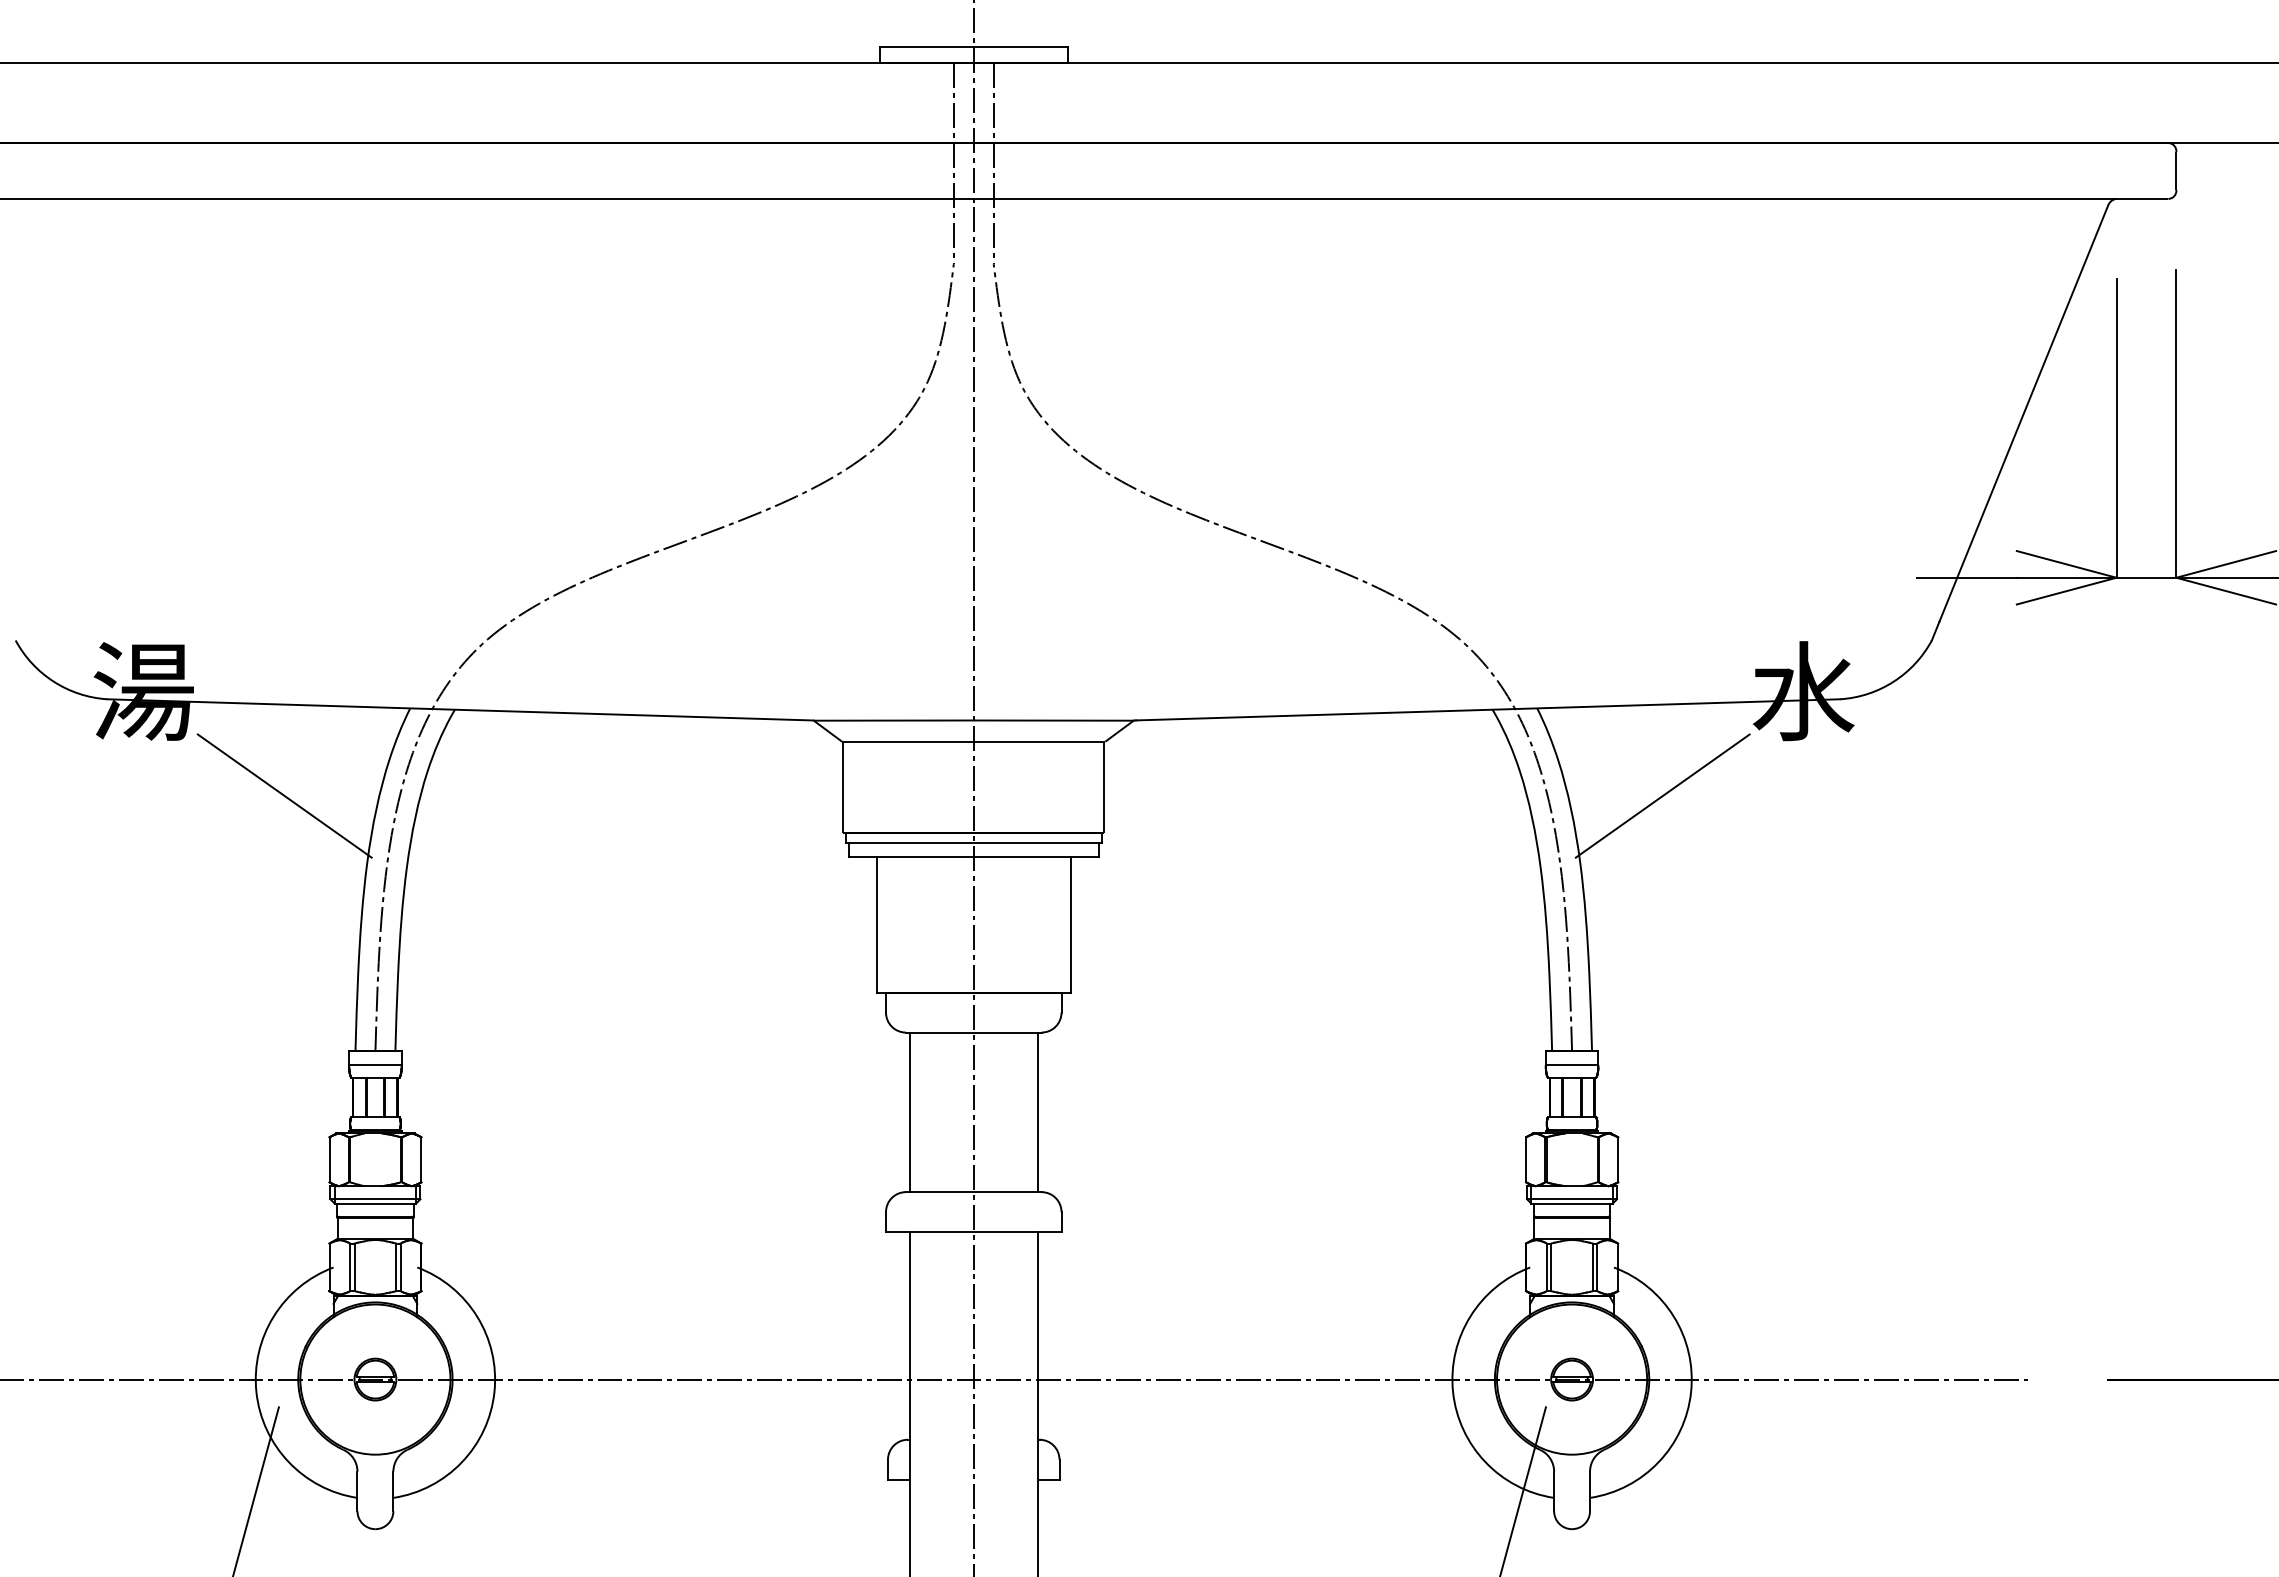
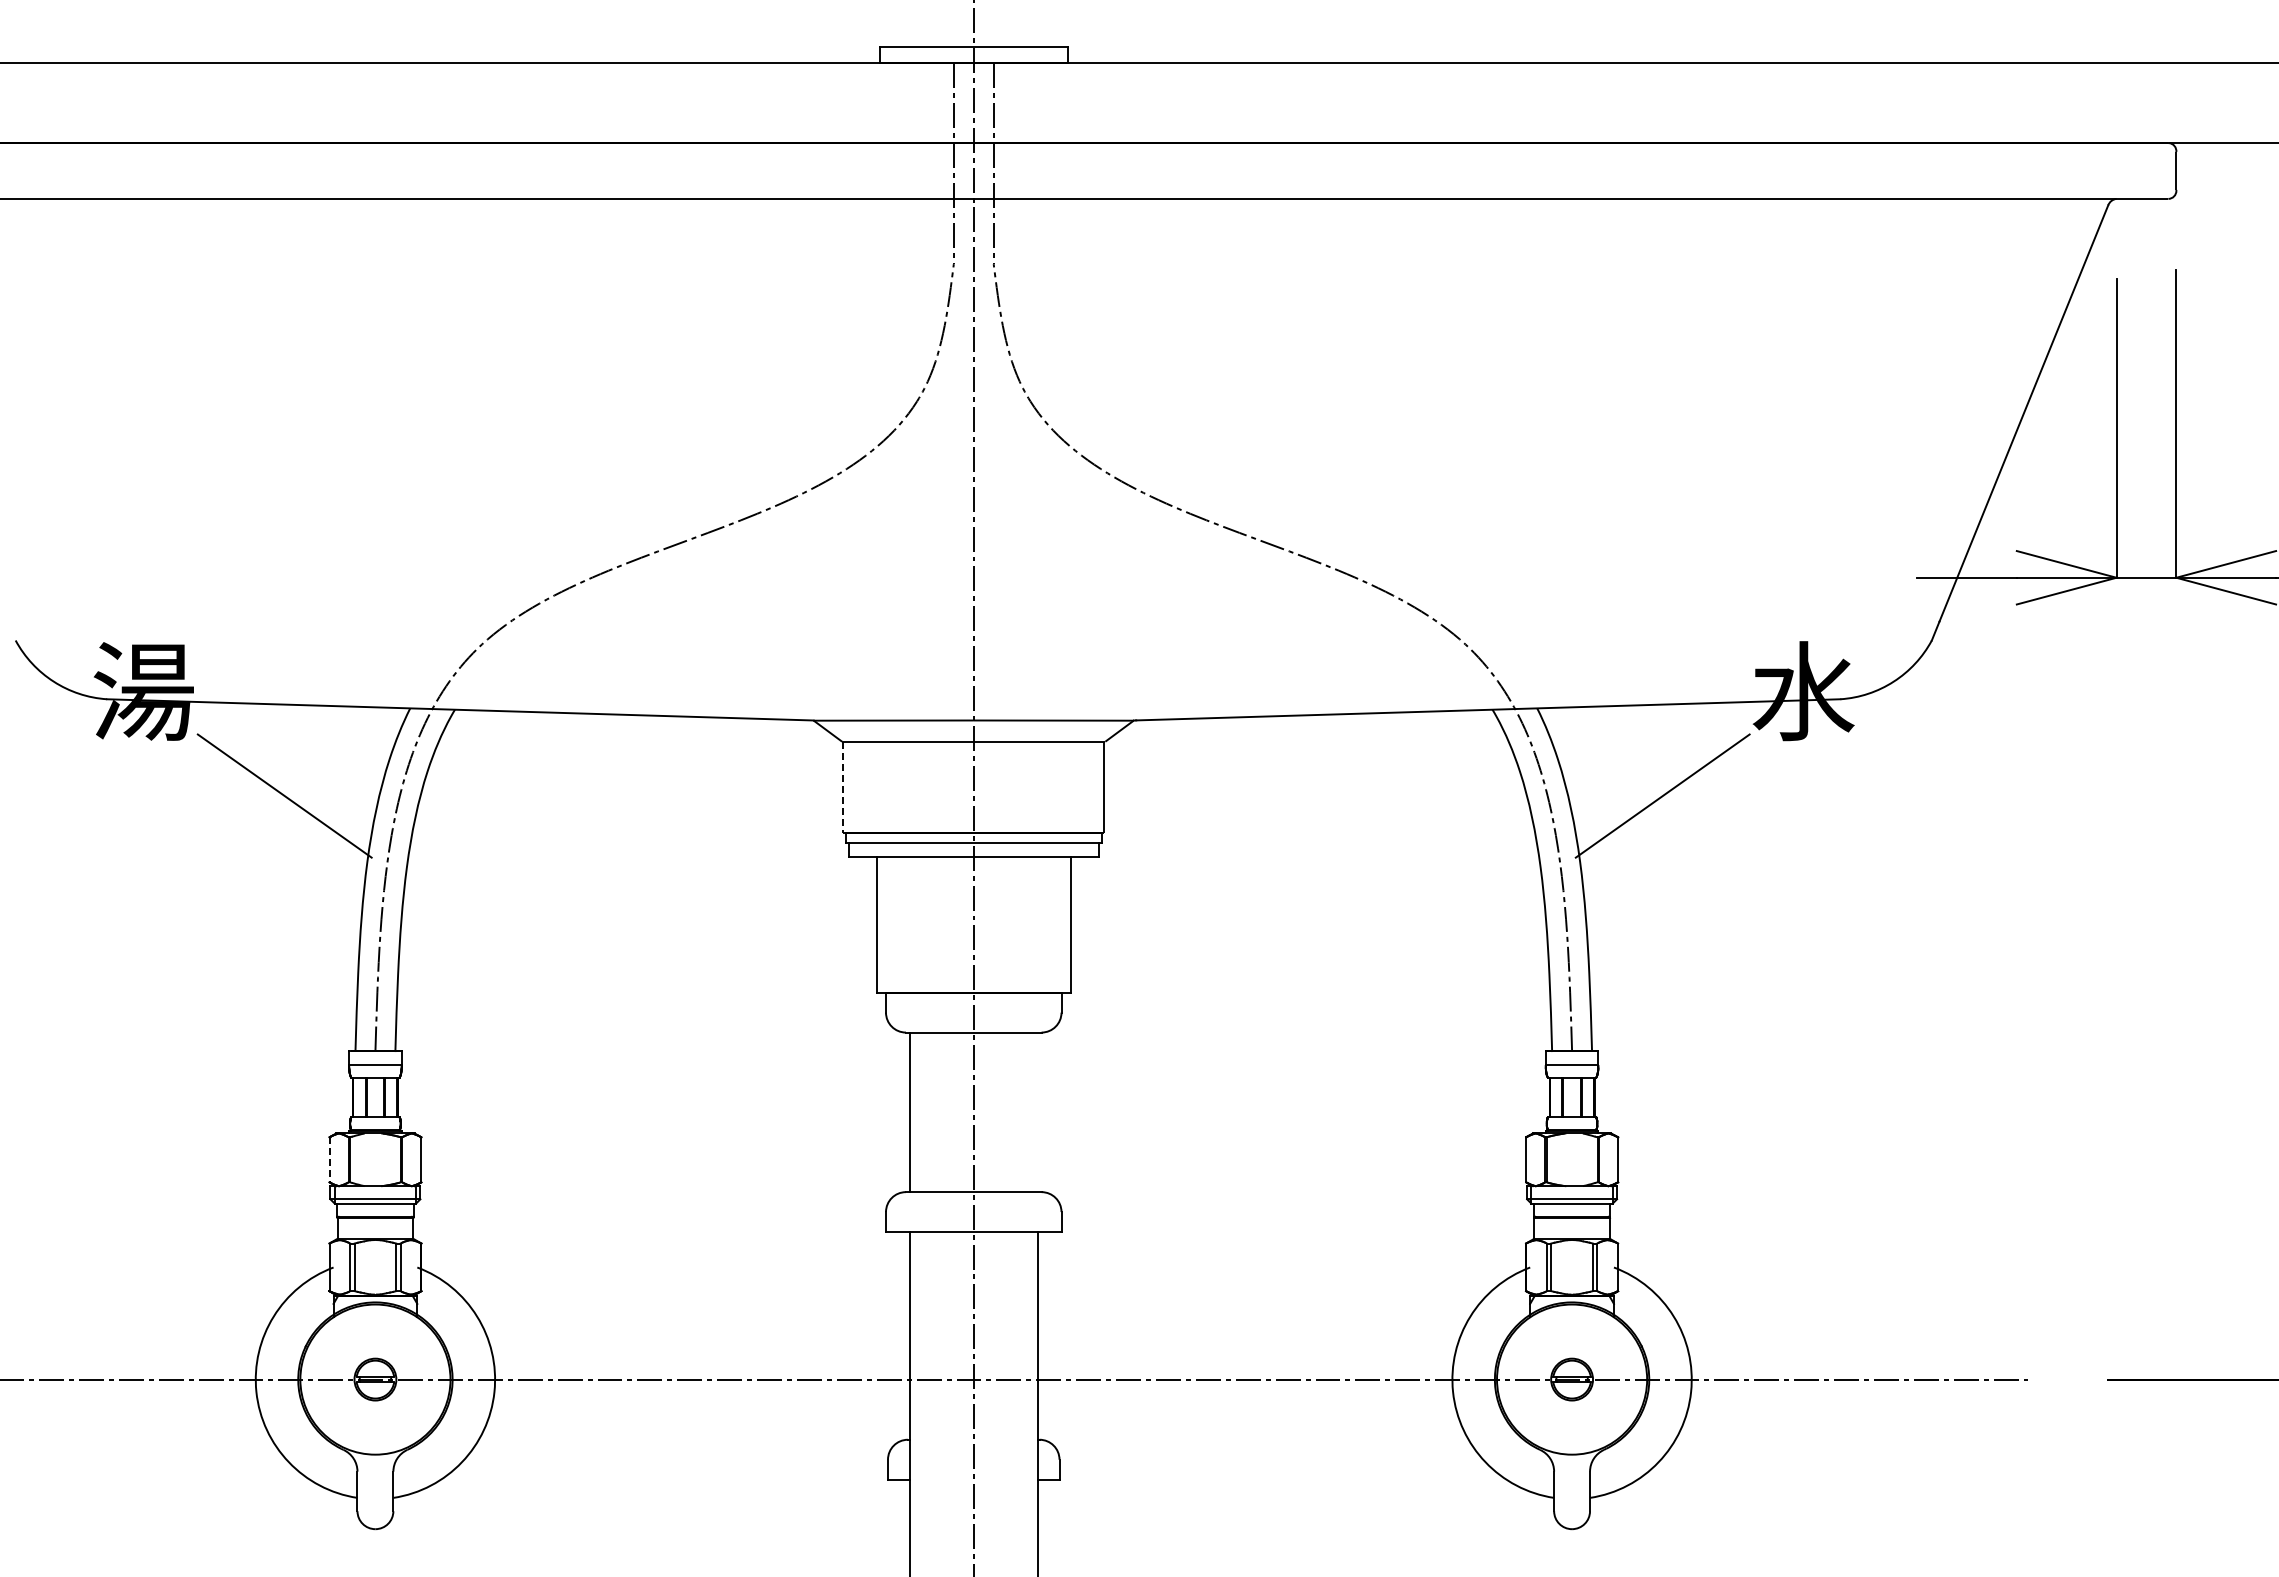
line: solid -> dashed (843, 787)
line: present -> none (1037, 1112)
line: solid -> dashed (329, 1159)
line: present -> none (255, 1490)
line: present -> none (1522, 1490)
